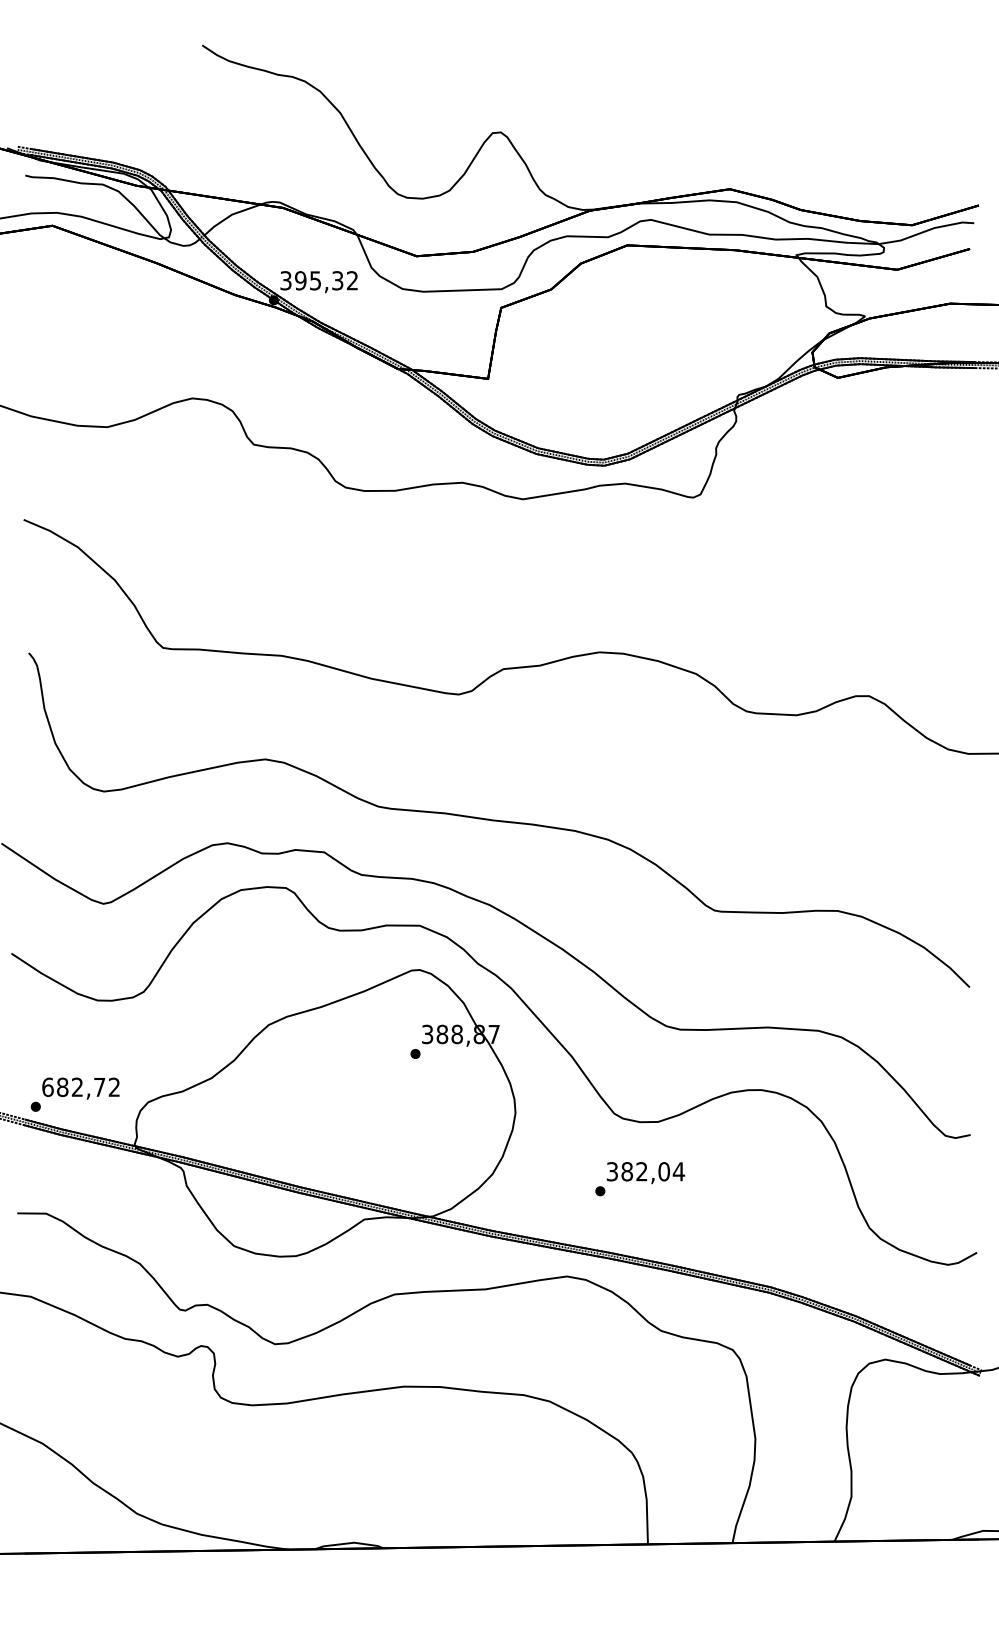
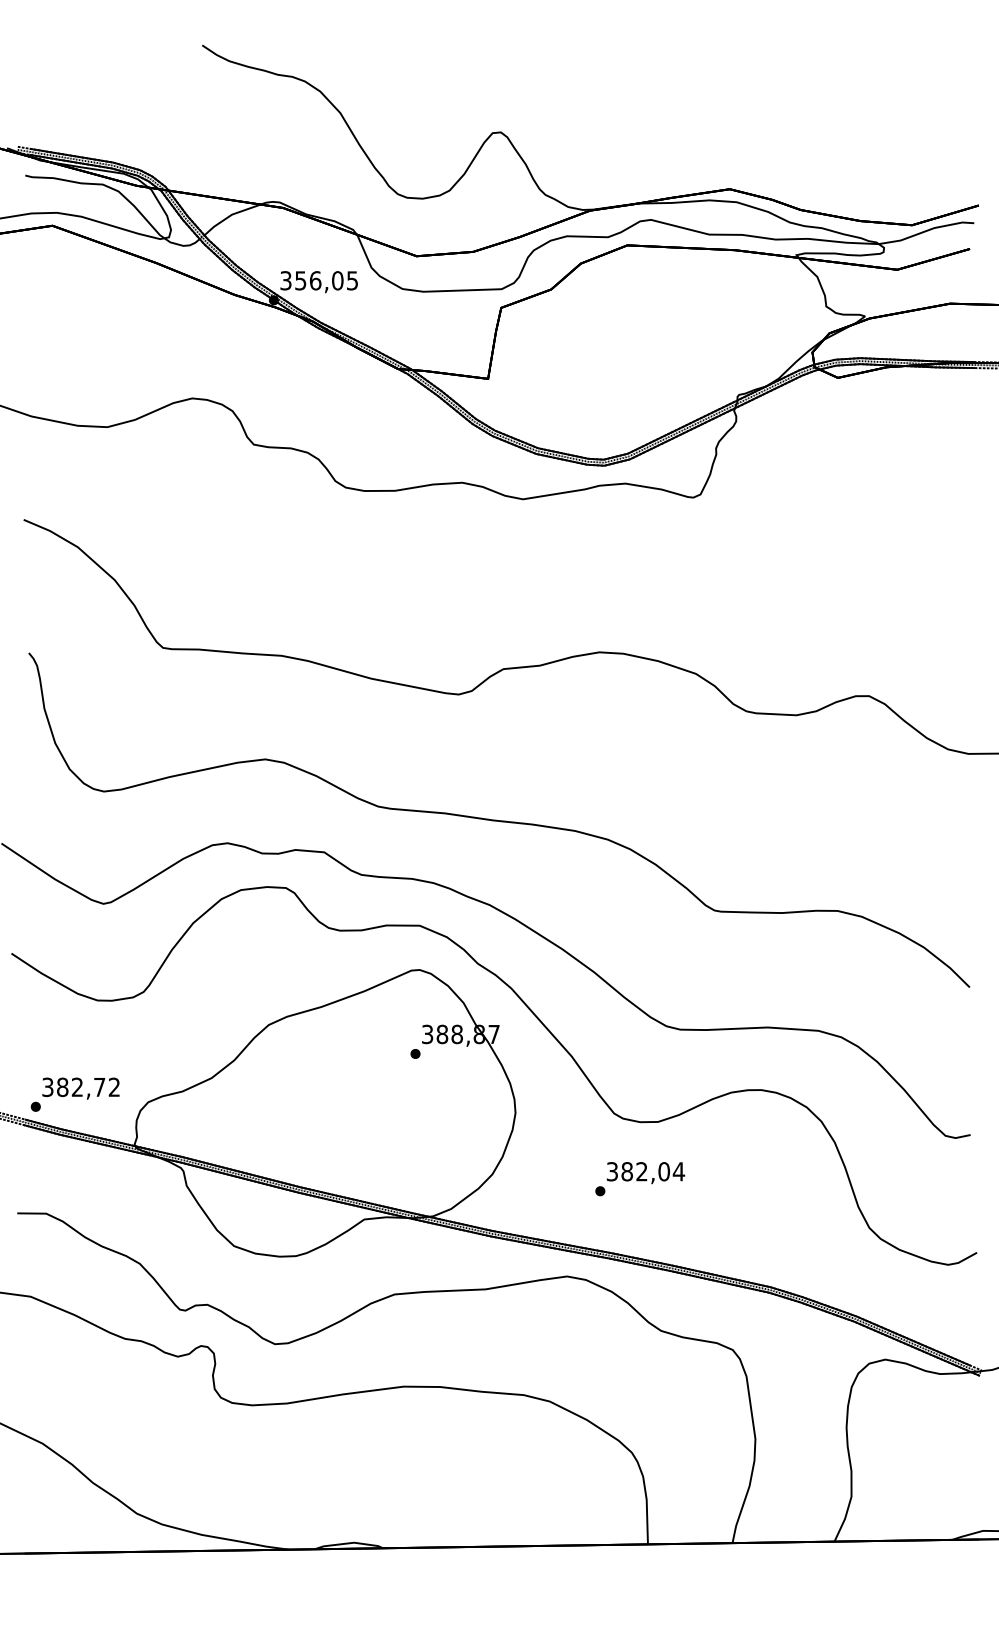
text: 395,32 -> 356,05 (326, 280)
text: 682,72 -> 382,72 (47, 1087)
